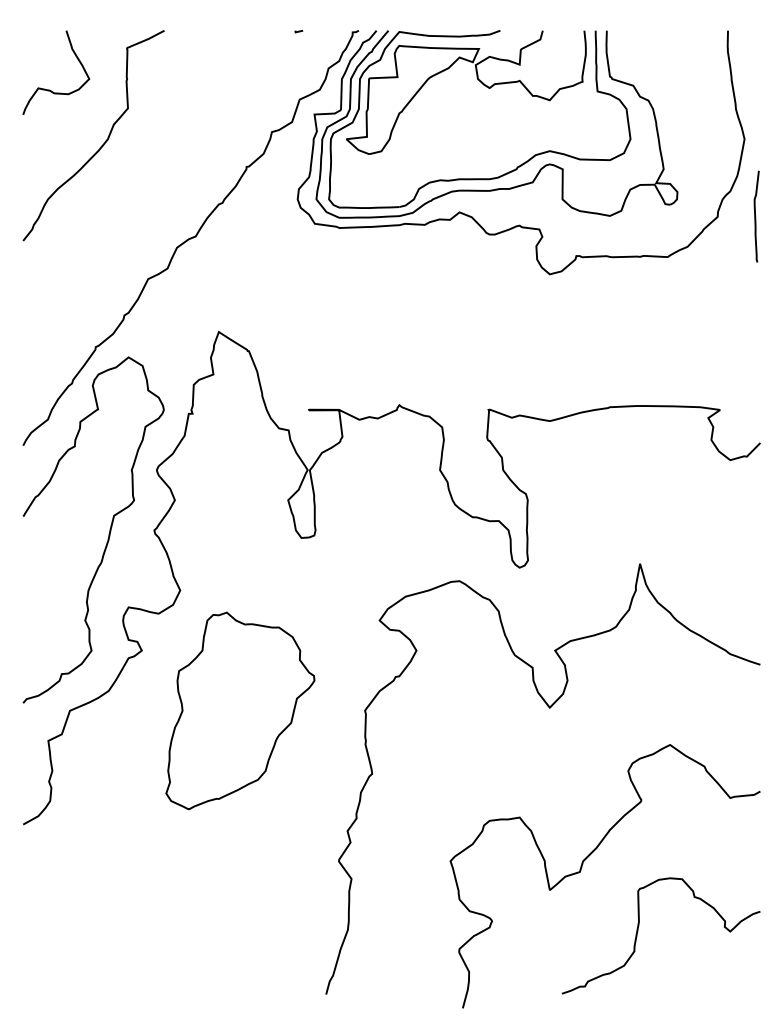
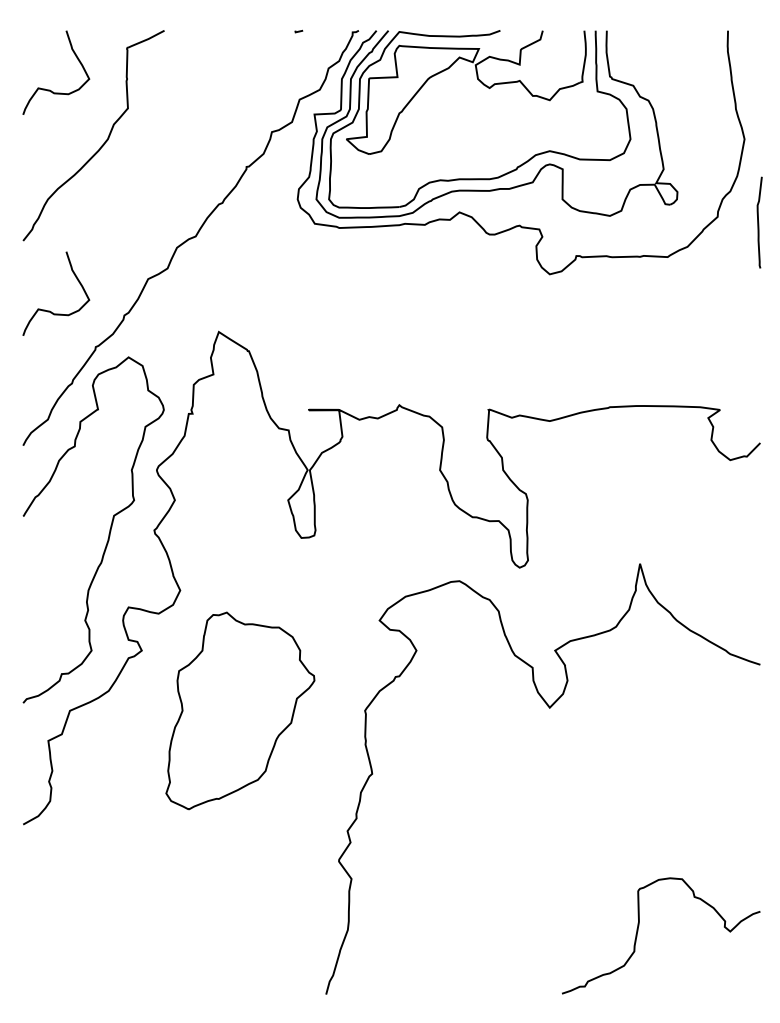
curve position: (756, 216) -> (759, 222) (759, 222)
curve: none -> present (49, 310)
curve: present -> none (582, 867)
